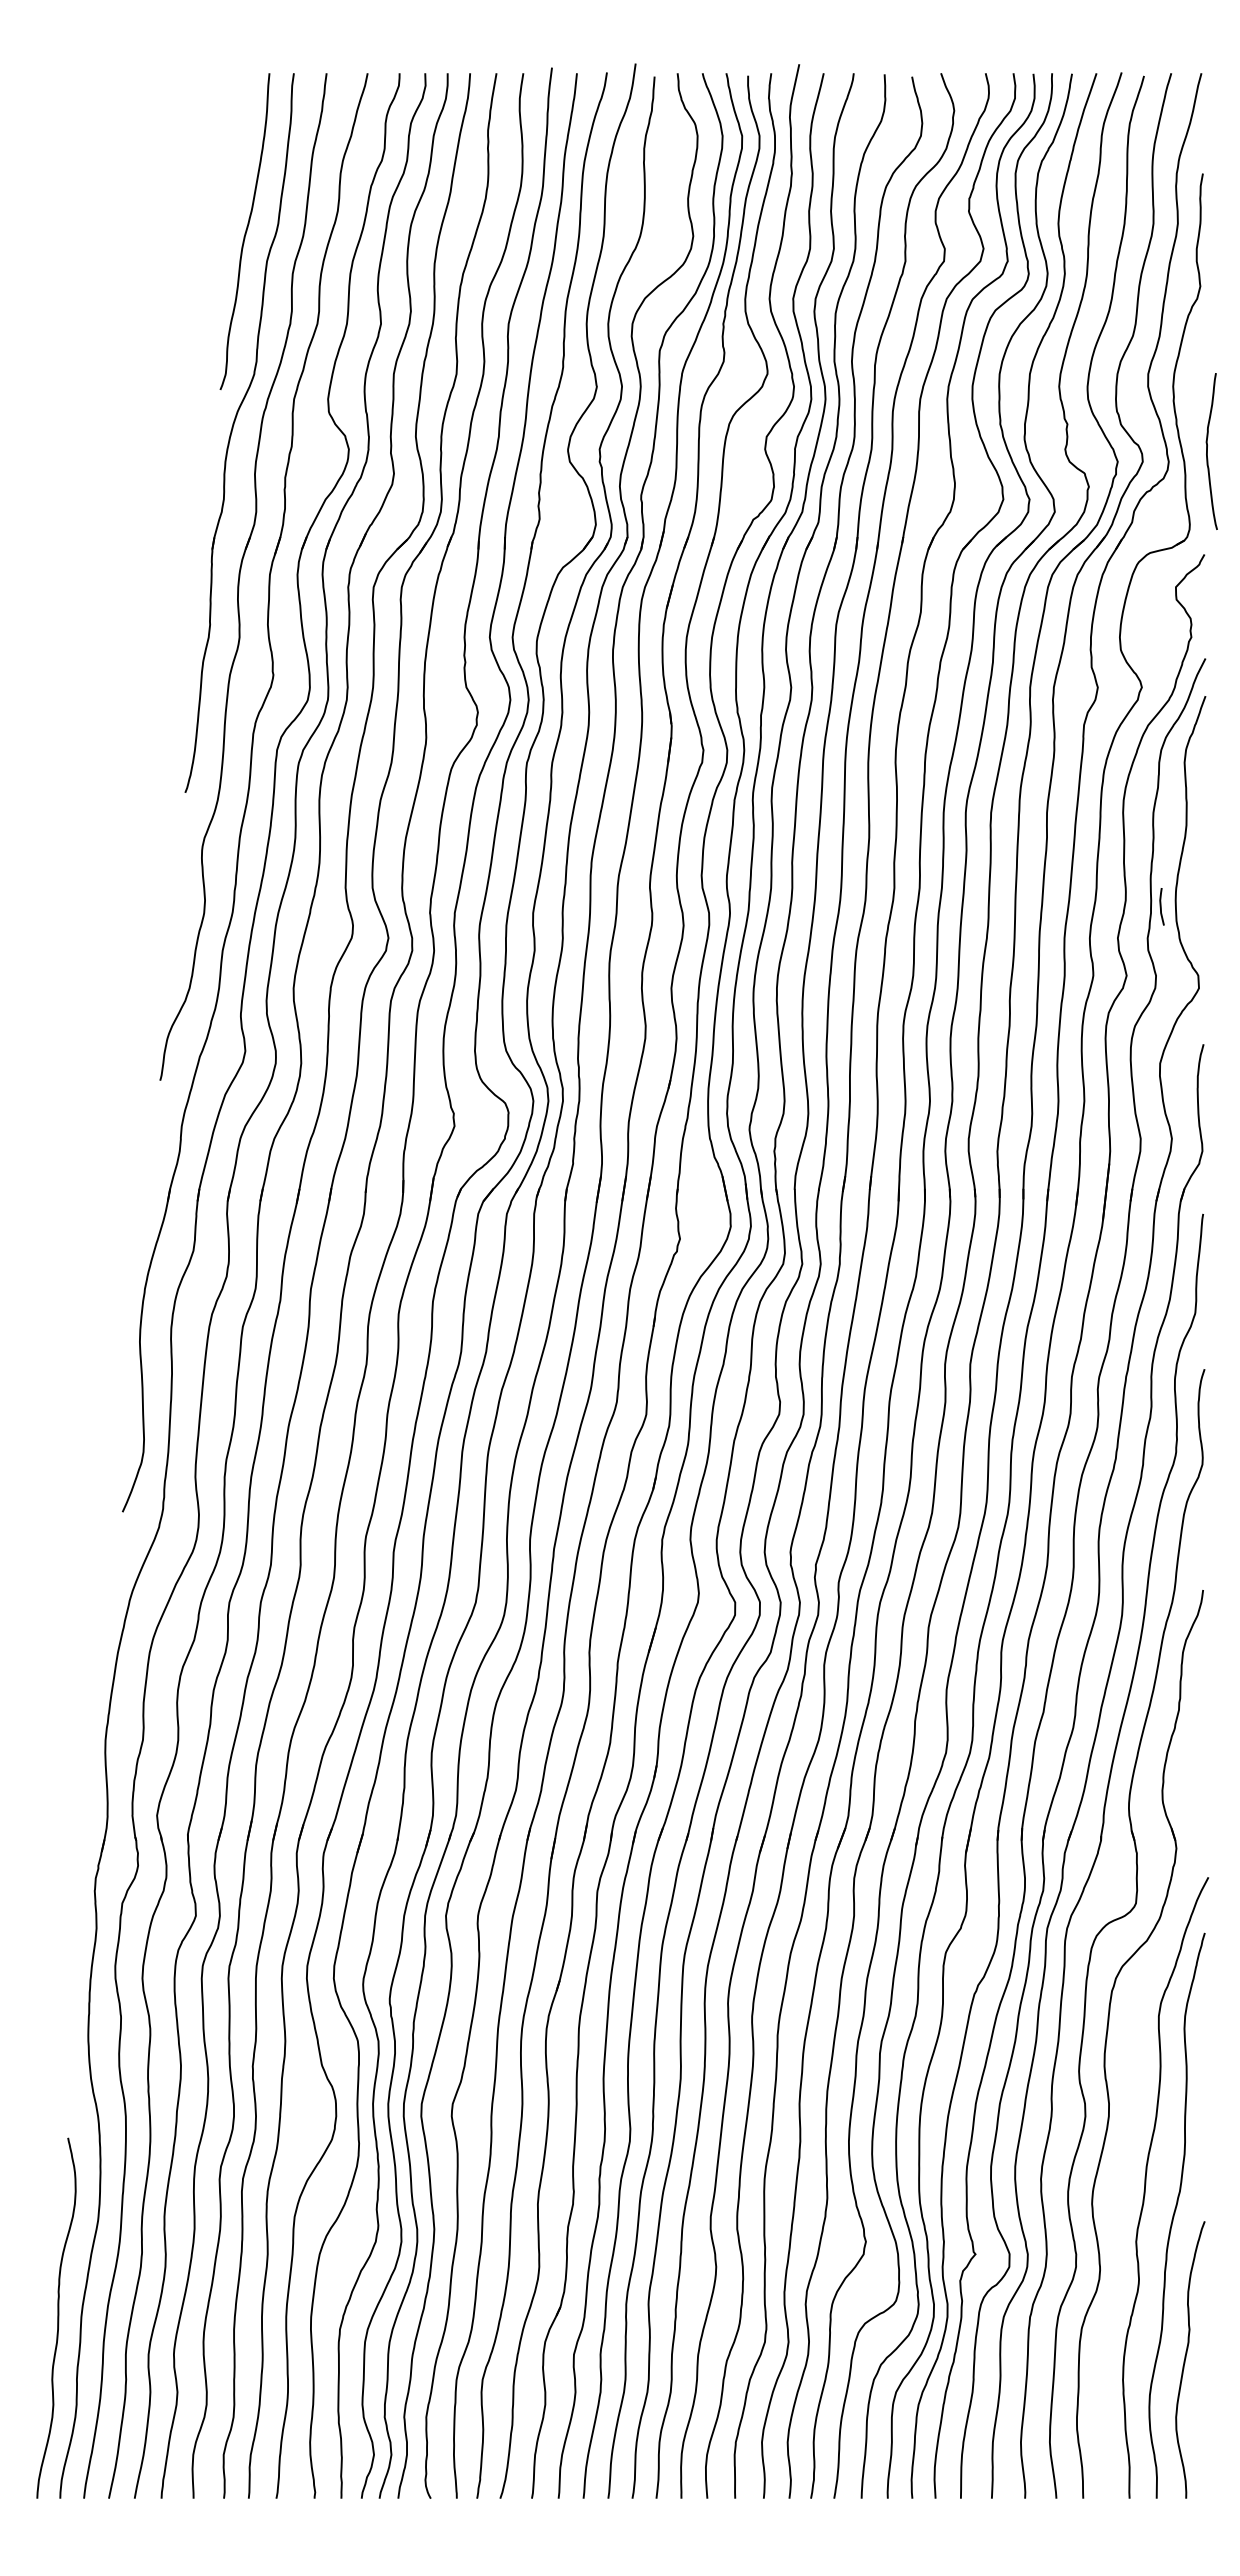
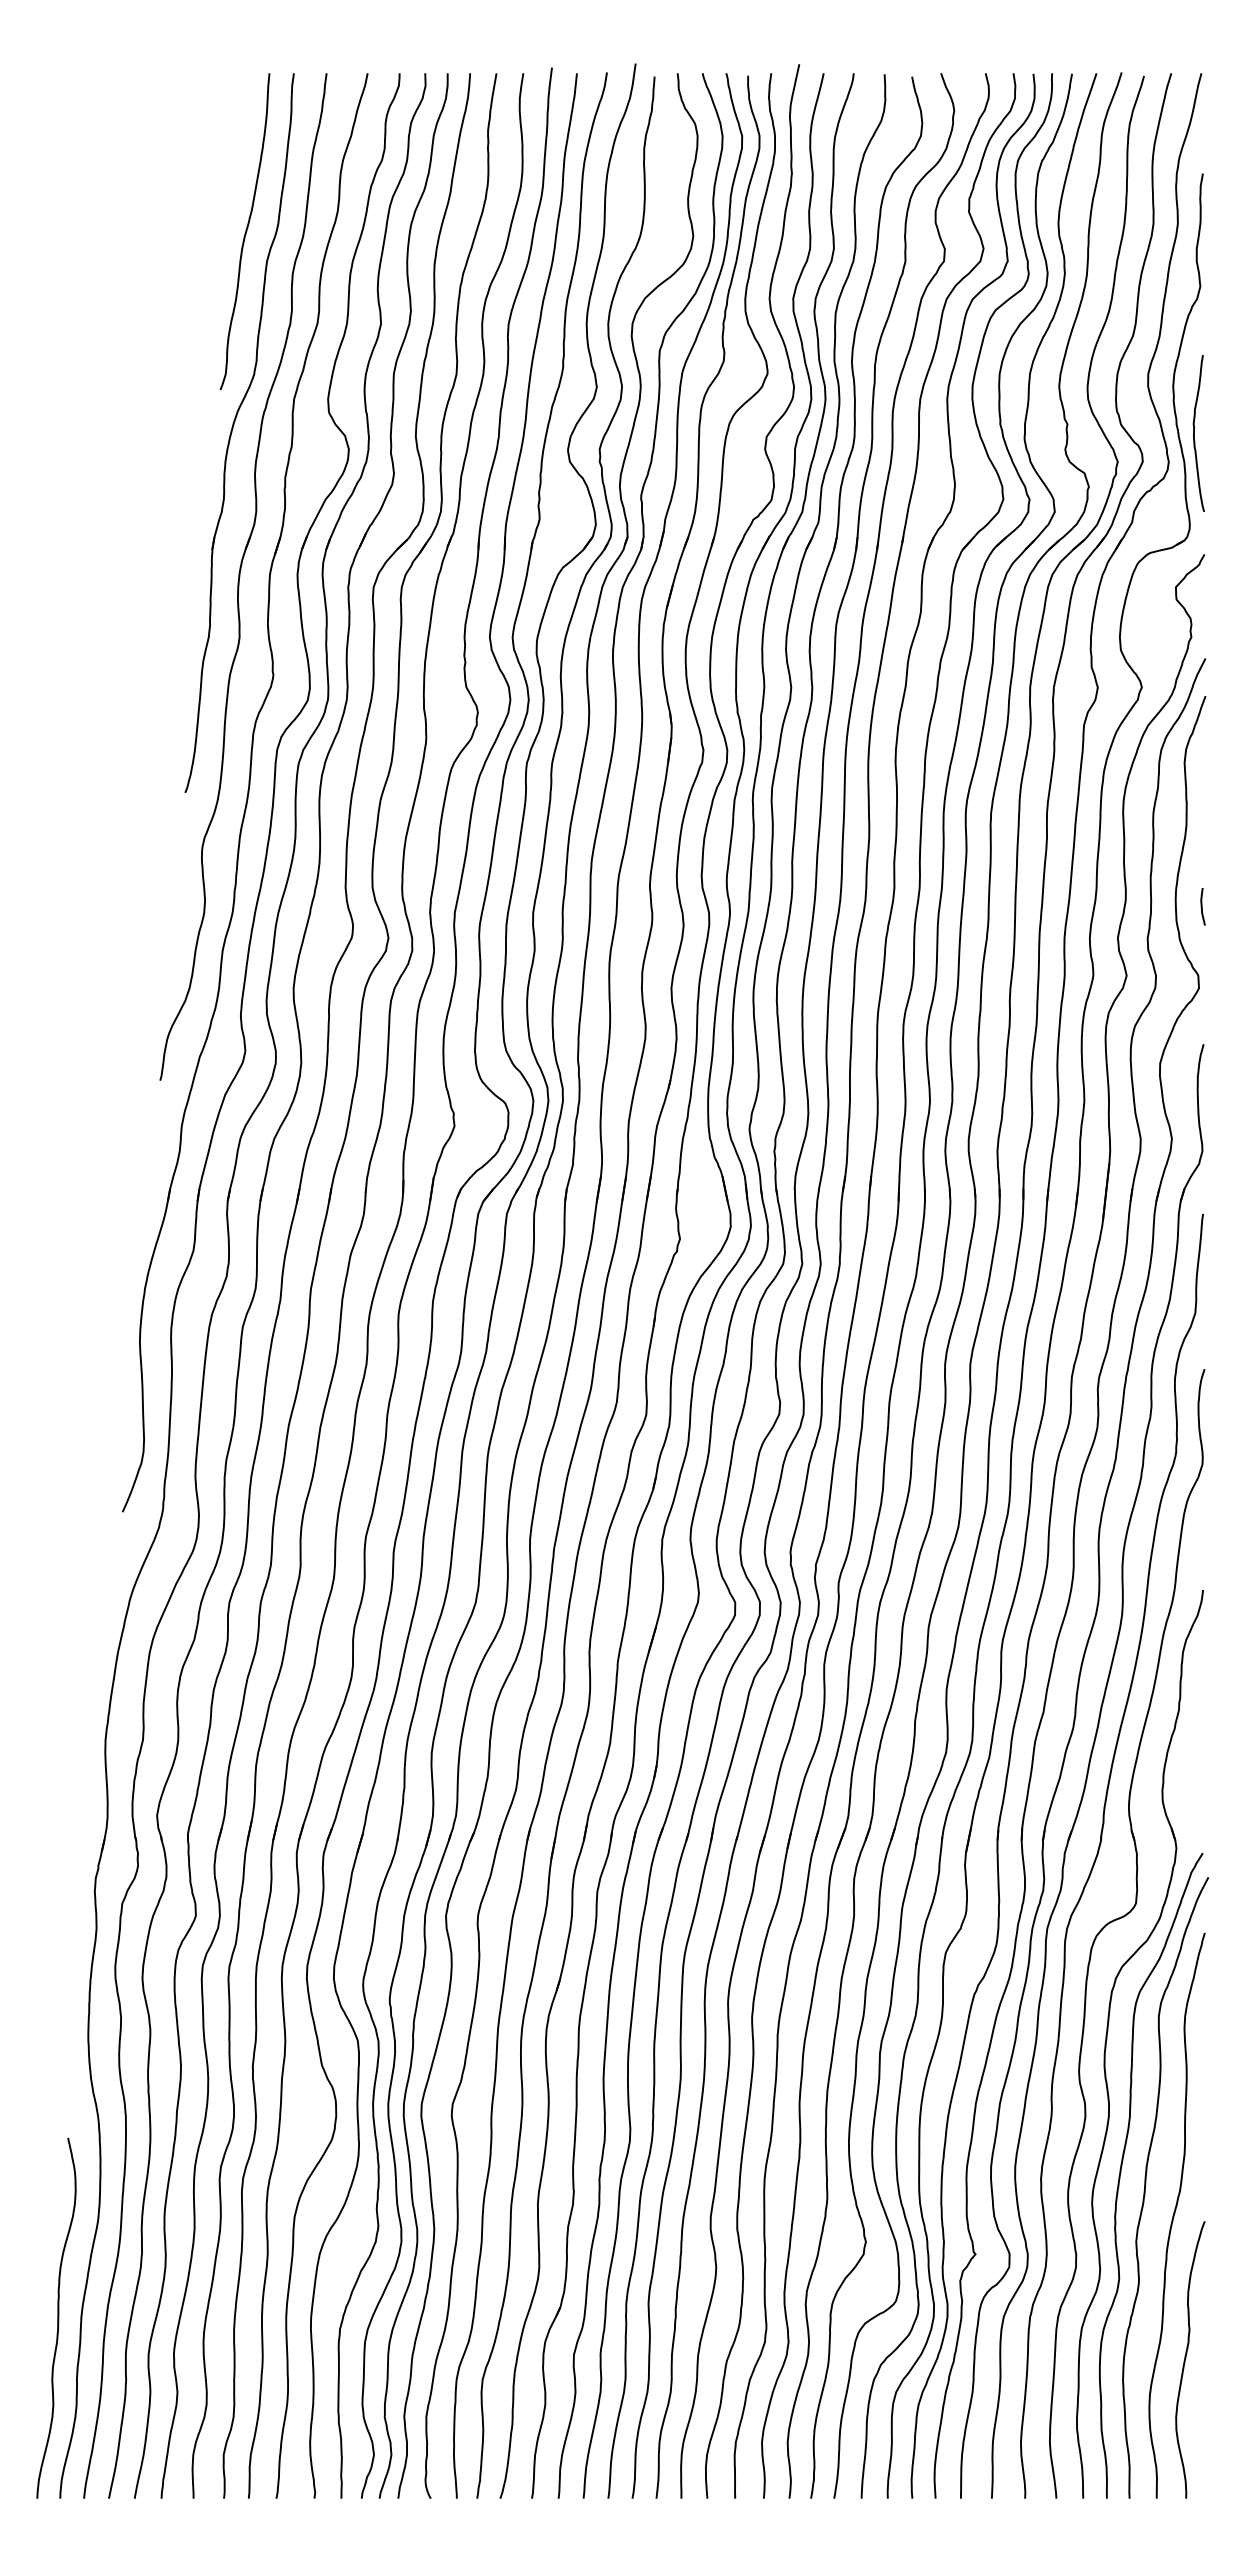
curve position: (1207, 451) -> (1194, 433) (1194, 433)
curve position: (1161, 906) -> (1202, 906) (1202, 906)
curve: none -> present (1121, 2173)
